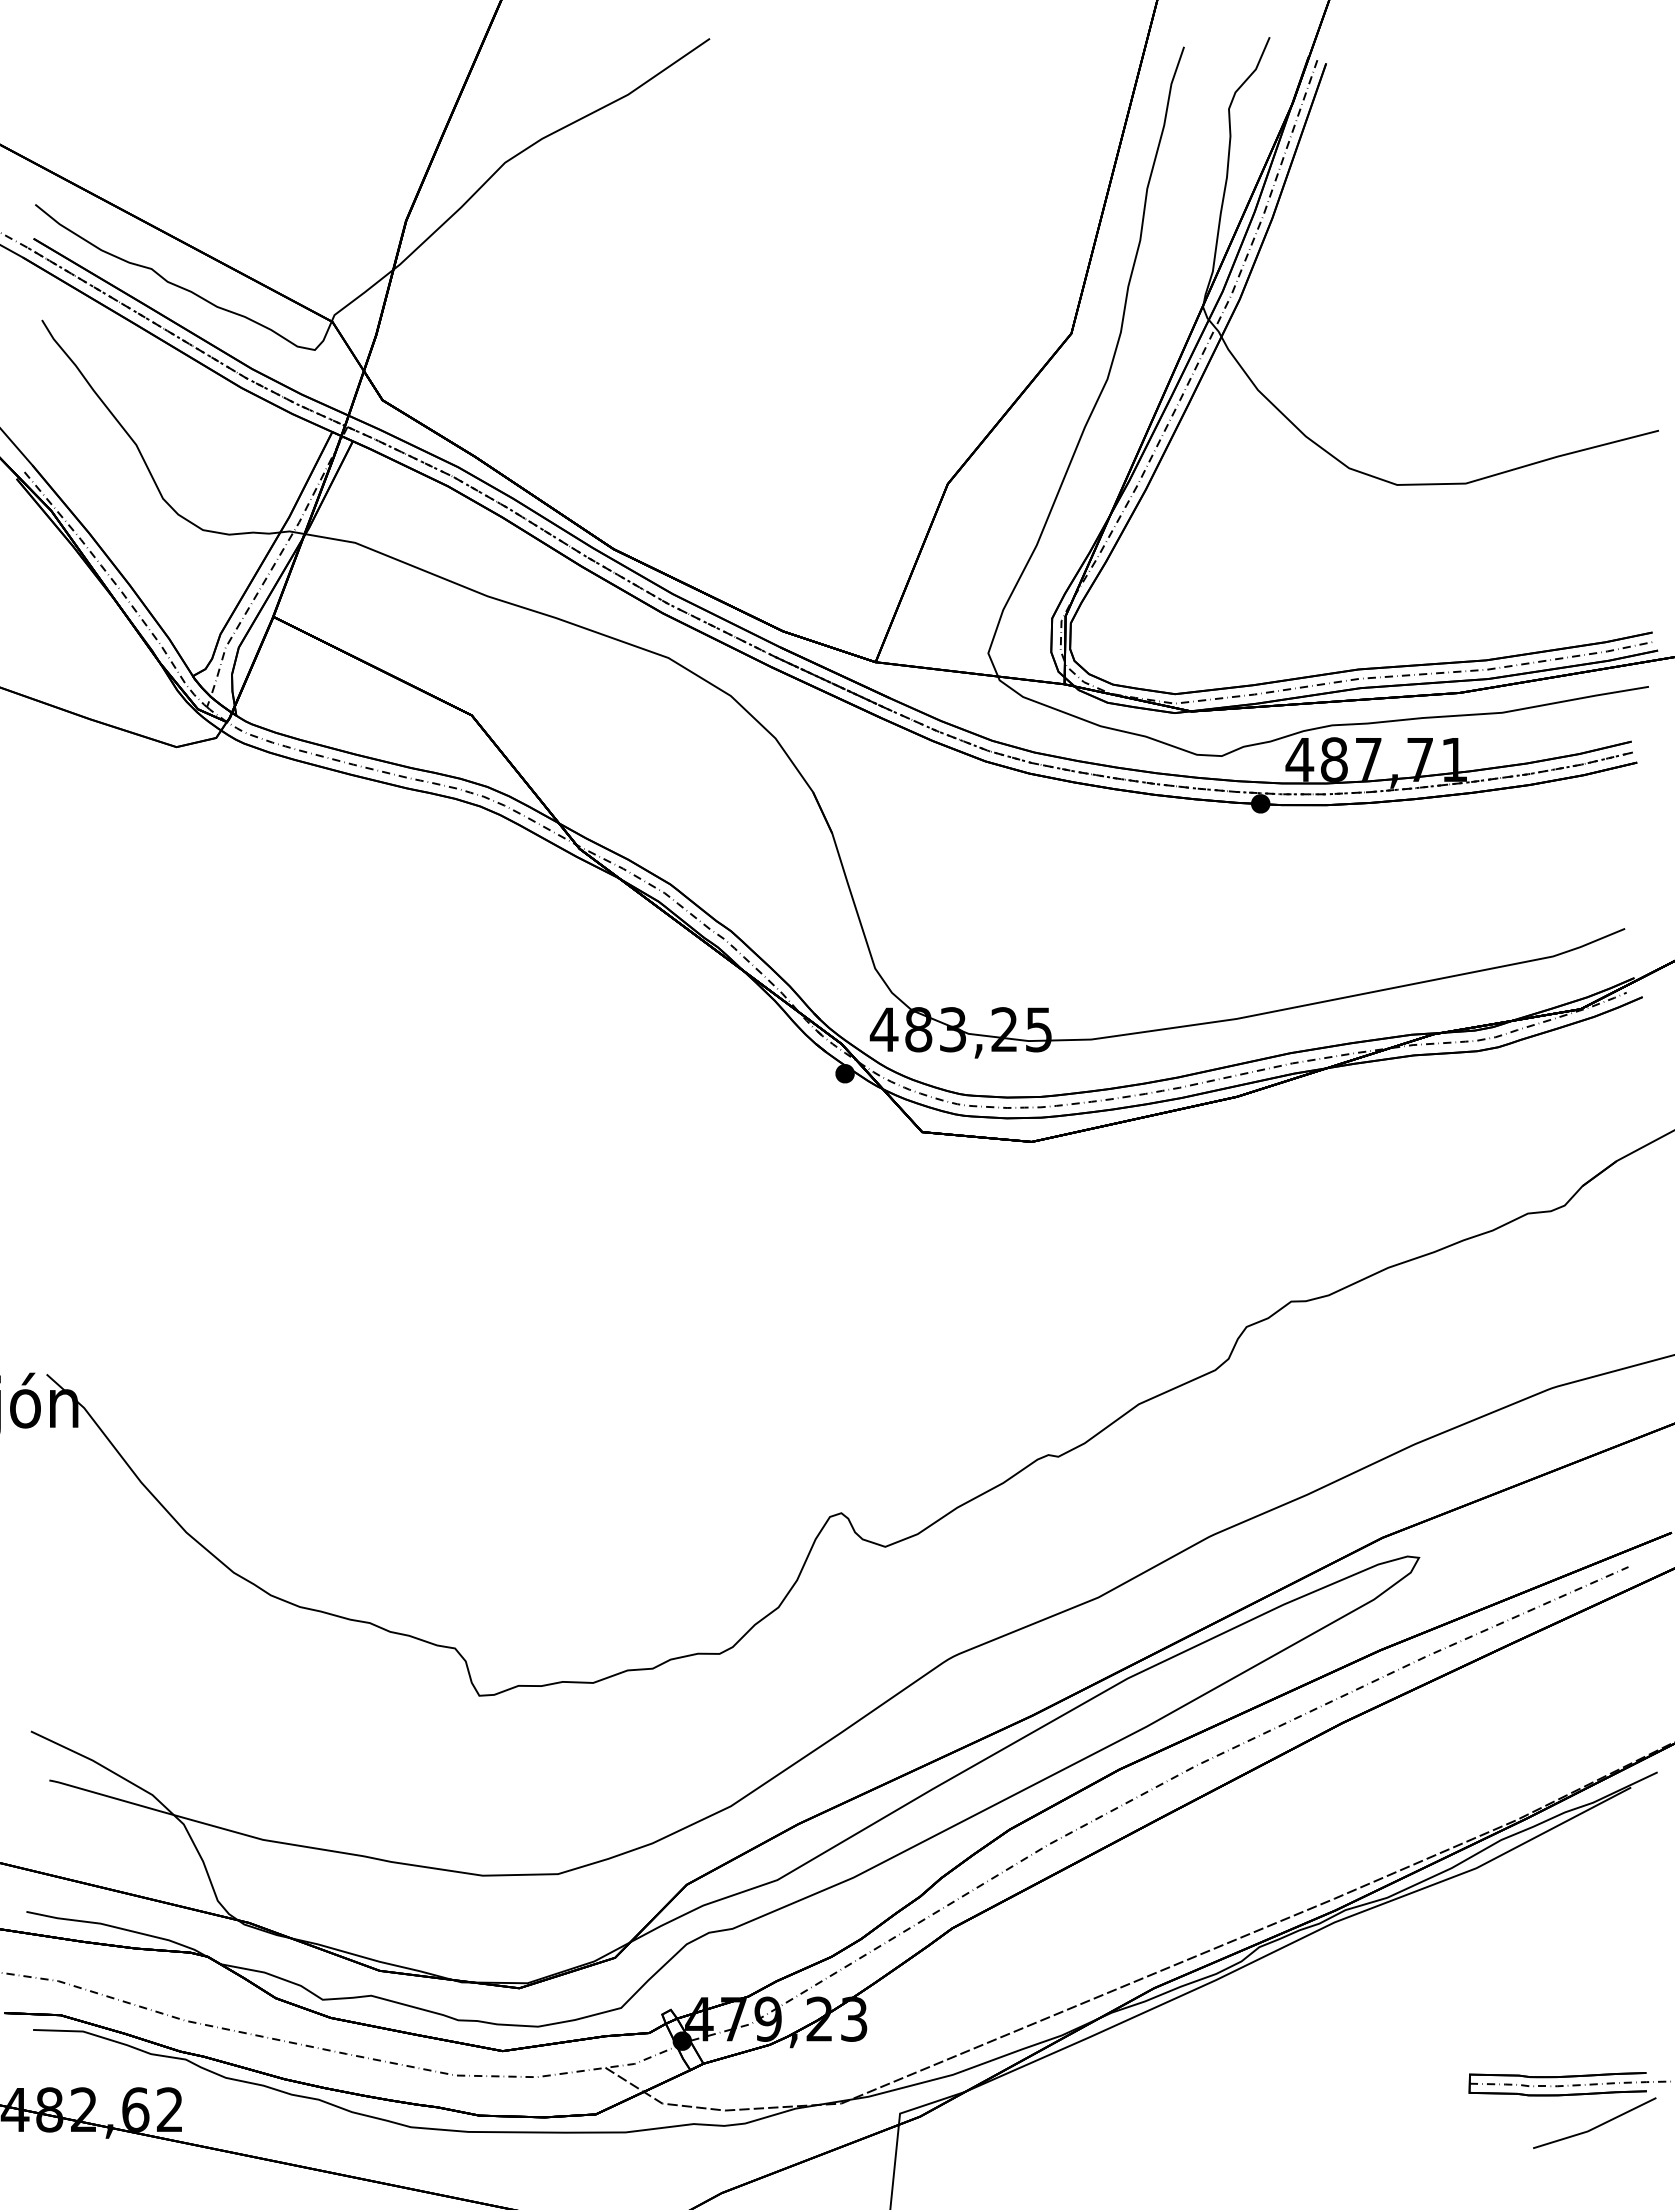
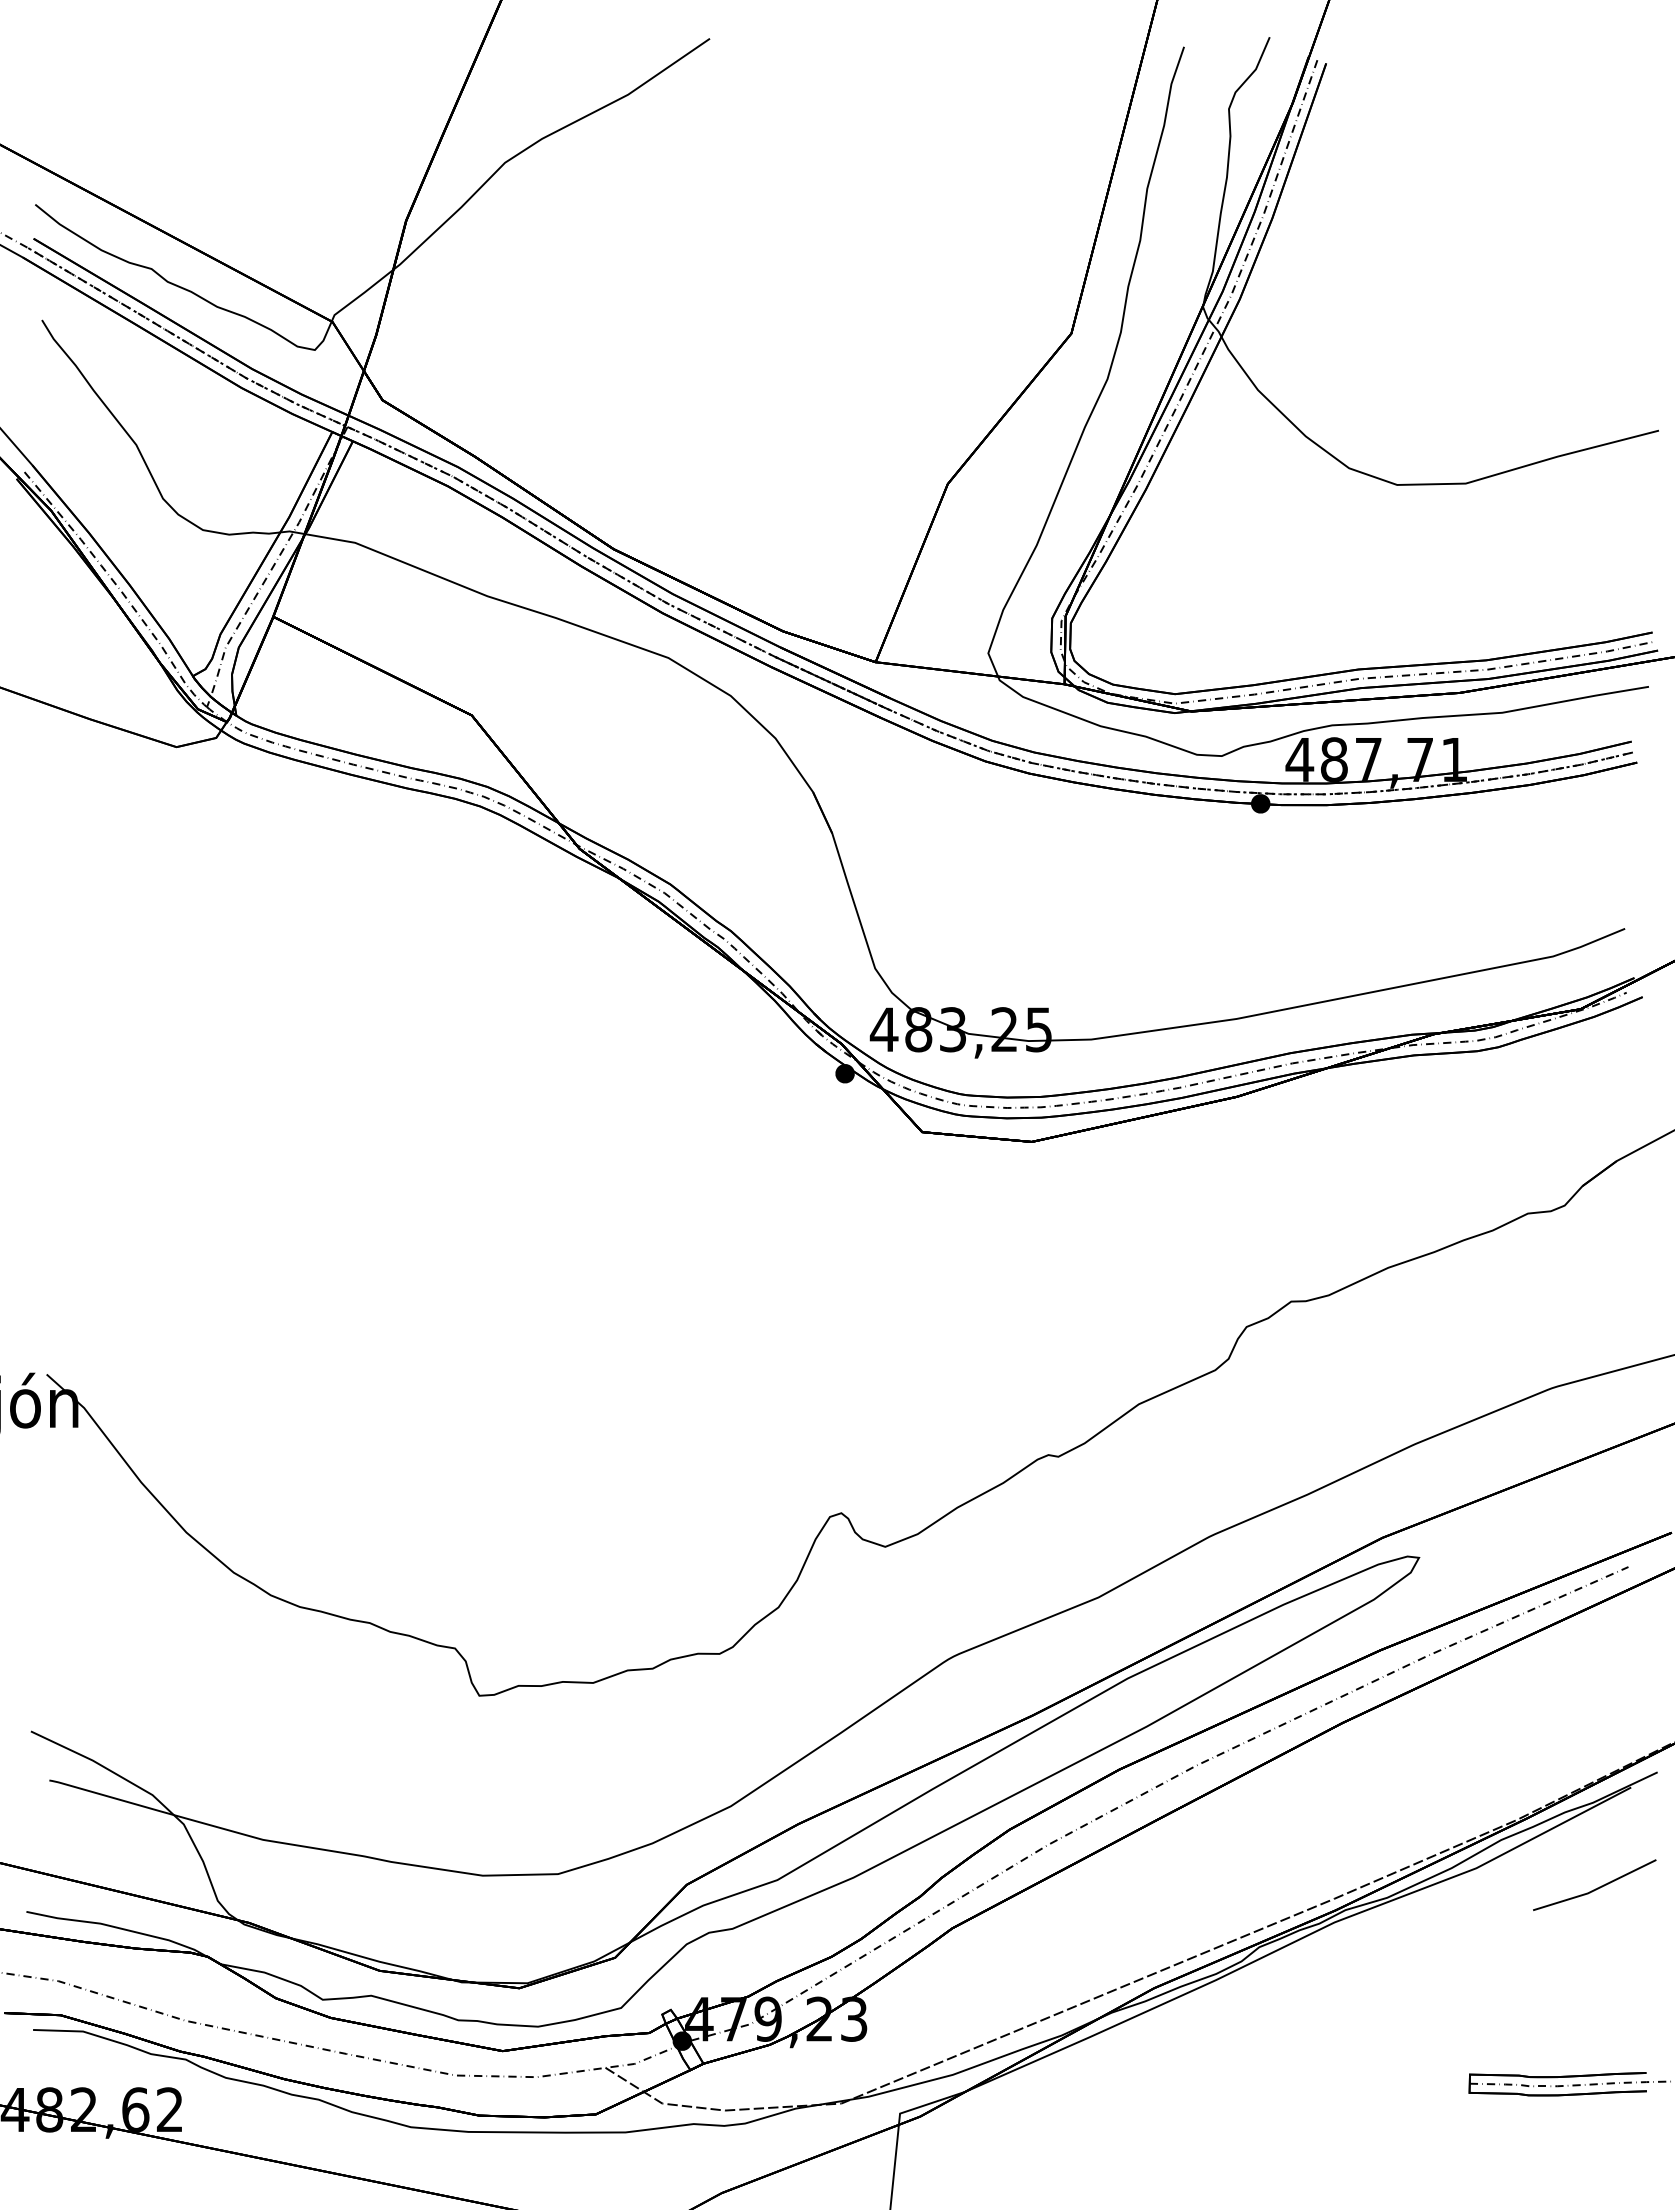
line position: (1595, 2126) -> (1595, 1888) (1595, 1888)
